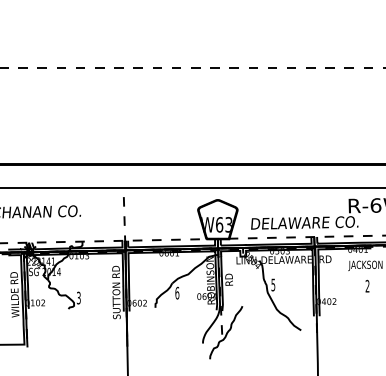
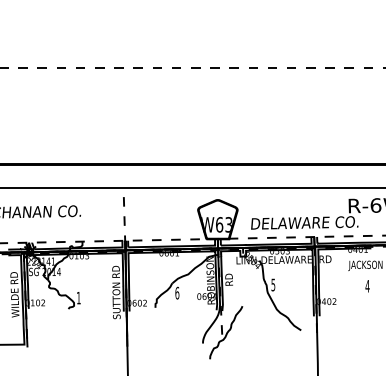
text: 2 -> 4 (367, 285)
text: 3 -> 1 (78, 297)
